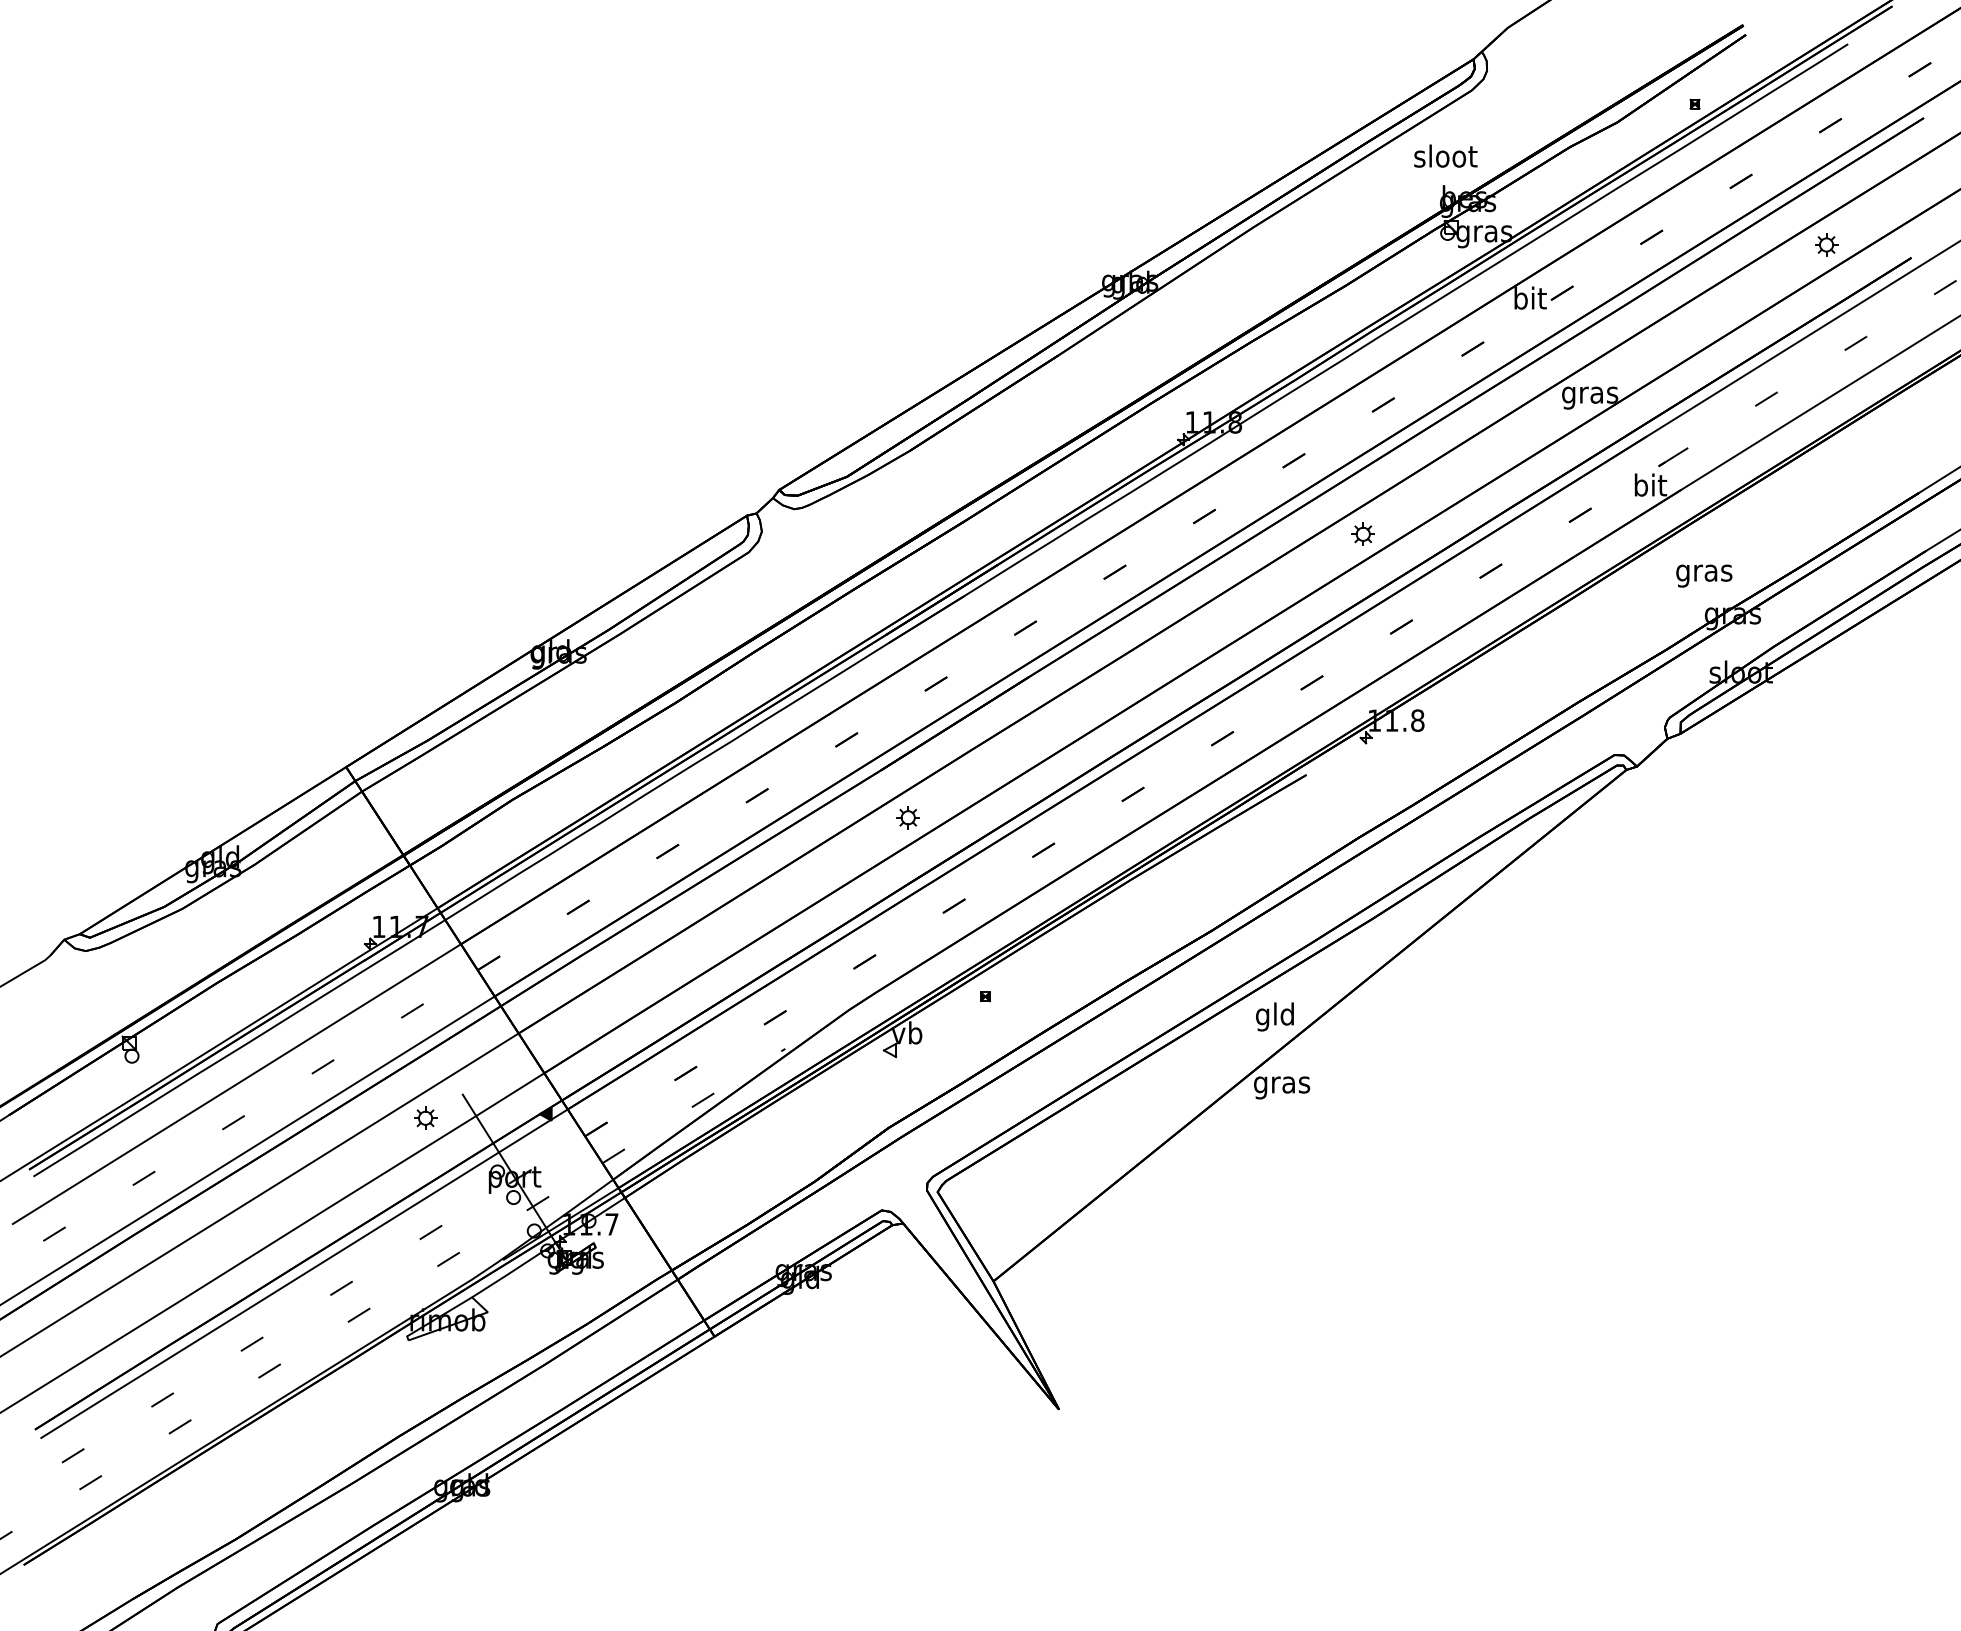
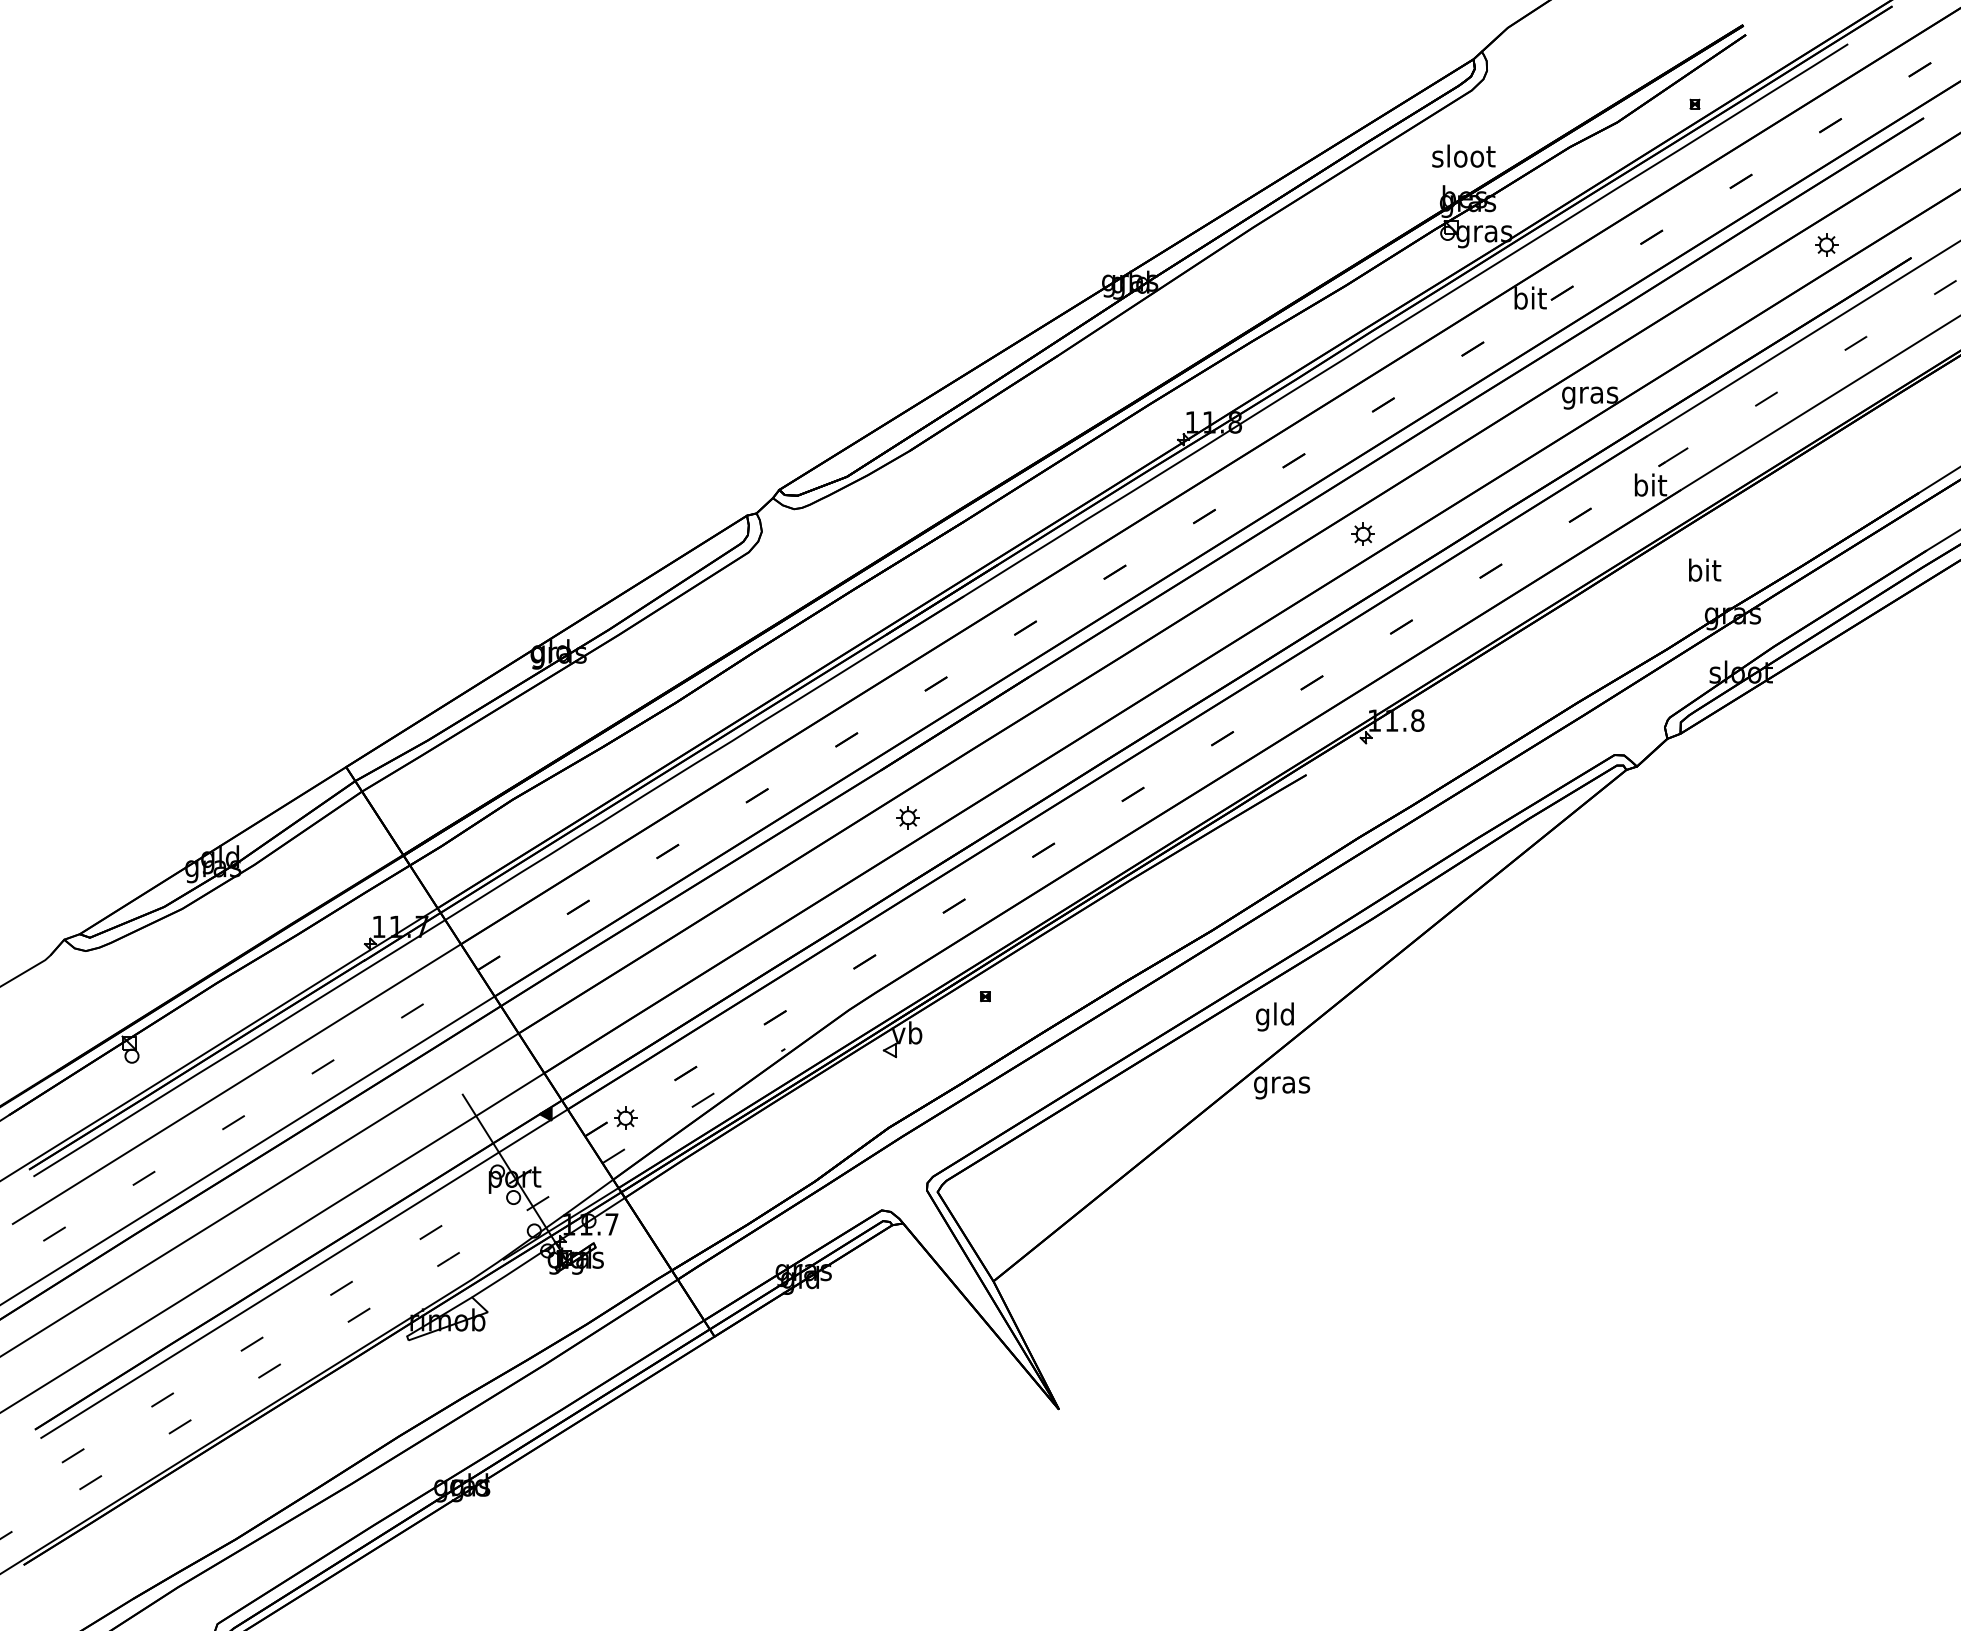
text position: (1445, 155) -> (1463, 155) (1463, 155)
text: gras -> bit (1704, 572)
part position: (425, 1117) -> (625, 1117) (625, 1117)
